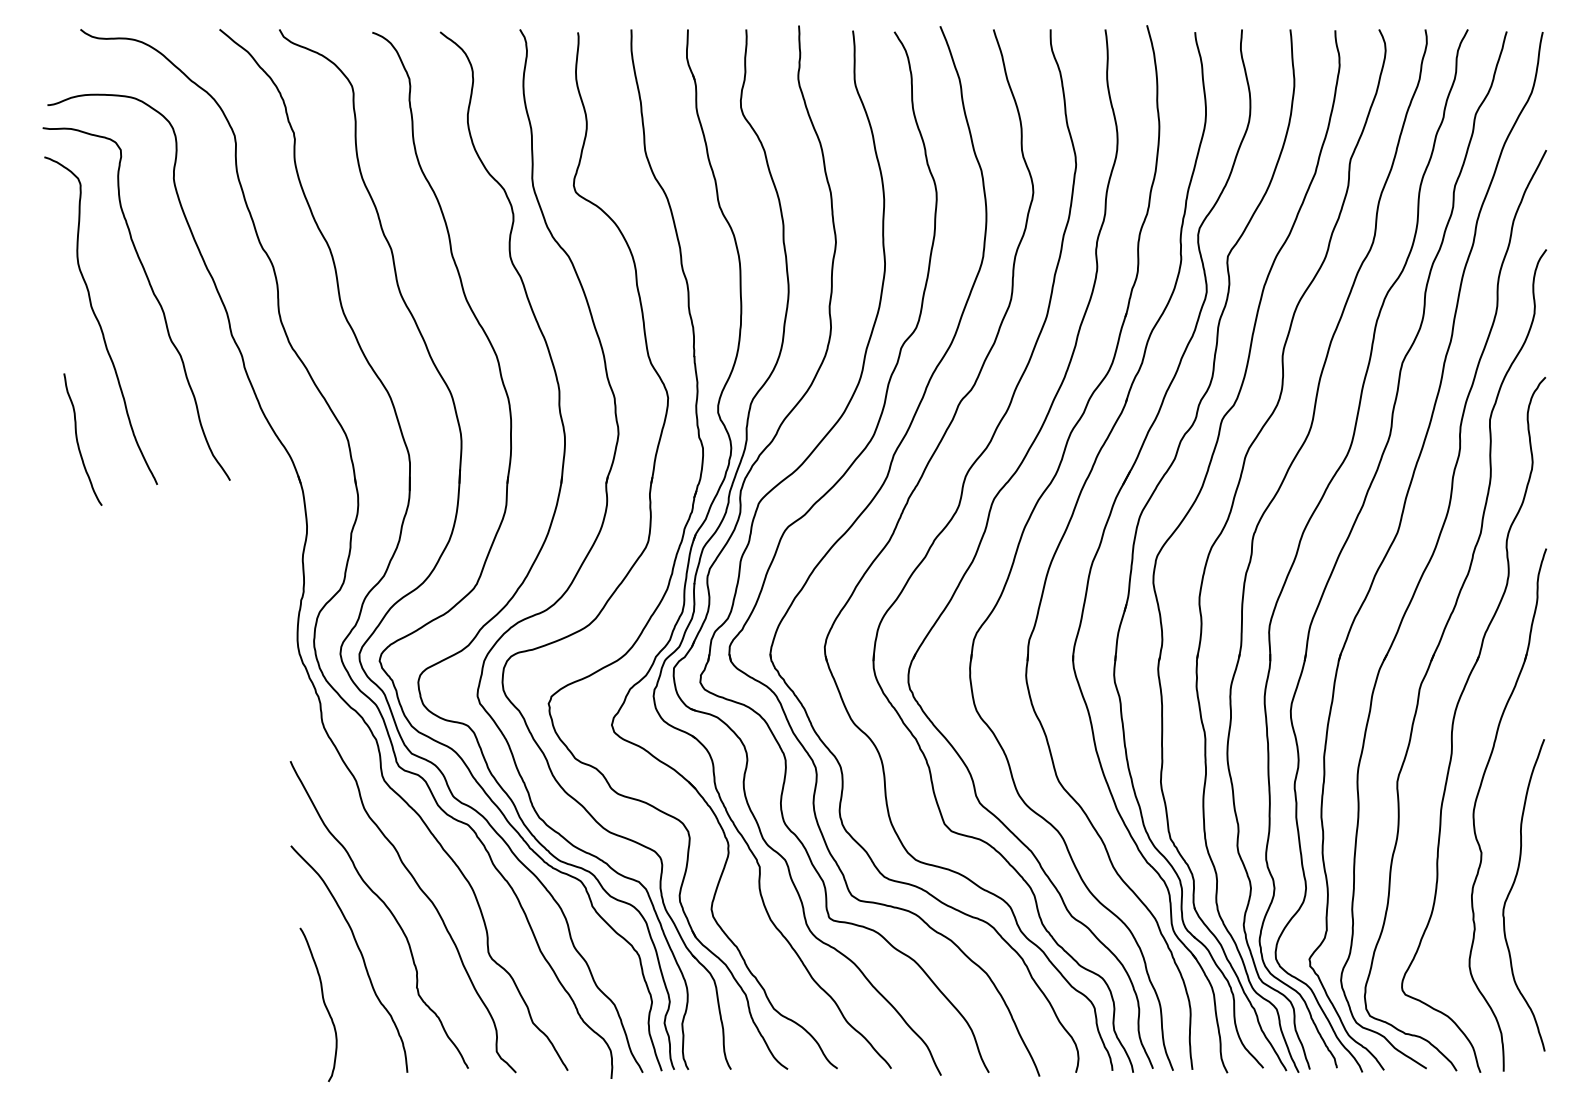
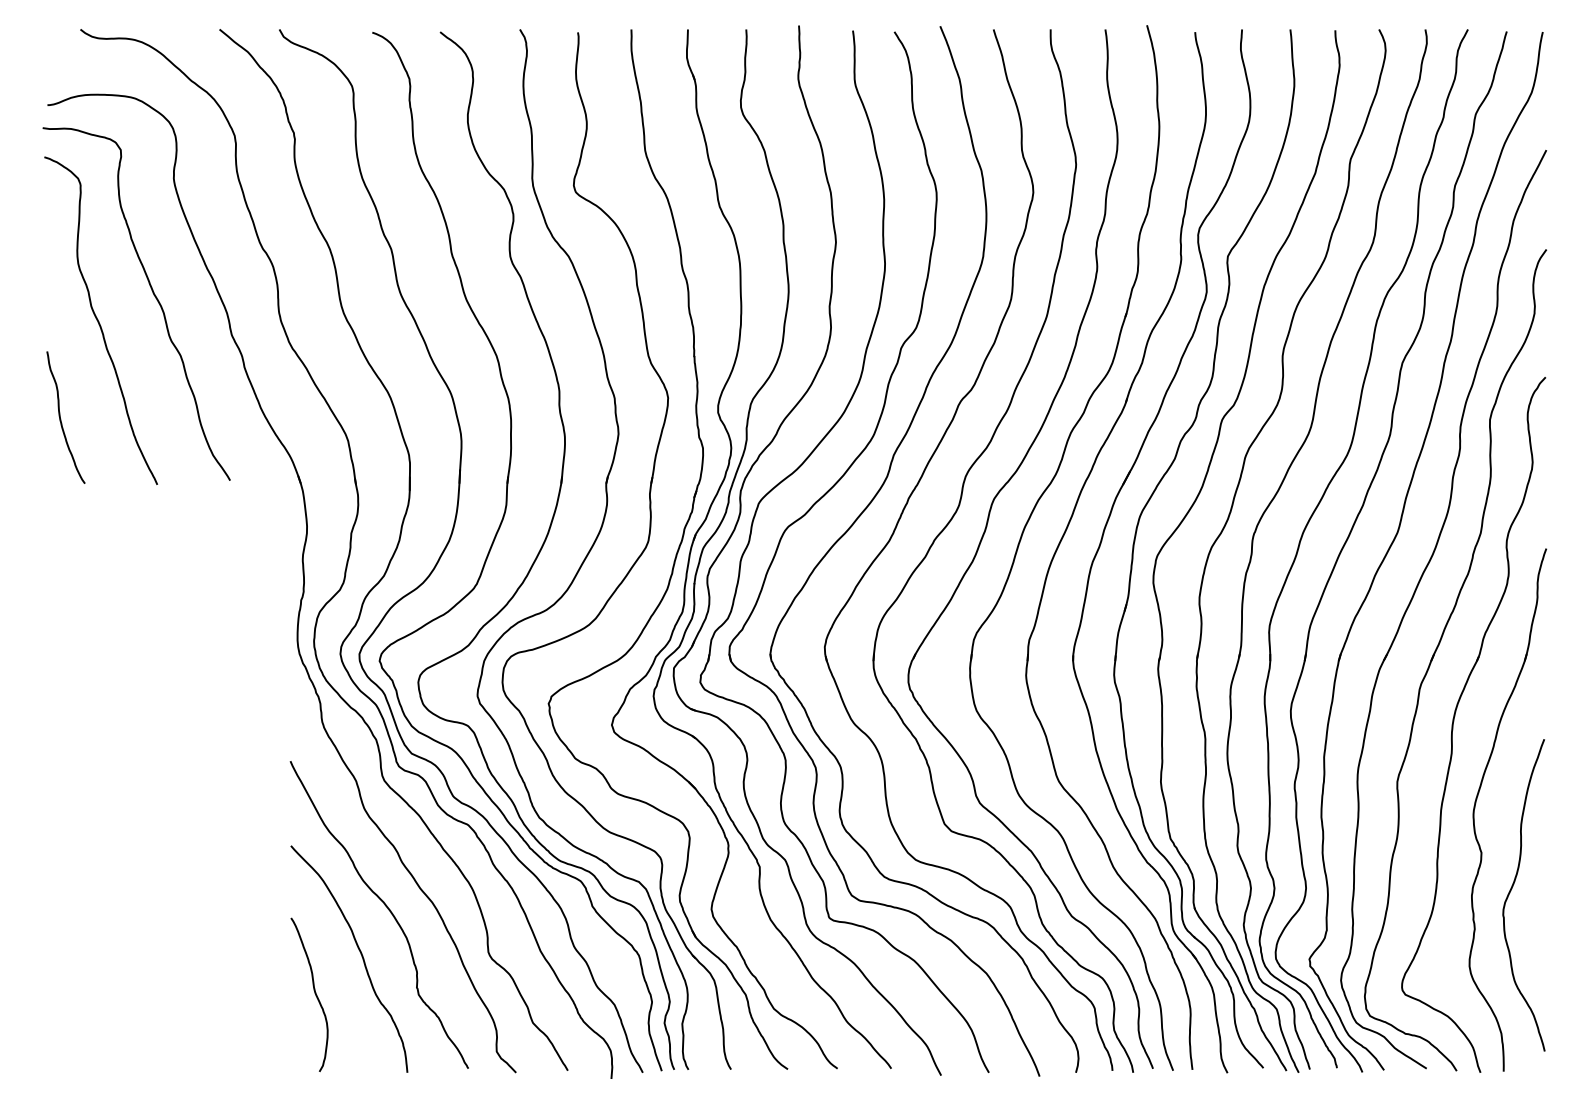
curve position: (78, 441) -> (61, 419) (61, 419)
curve position: (323, 1003) -> (314, 993) (314, 993)
